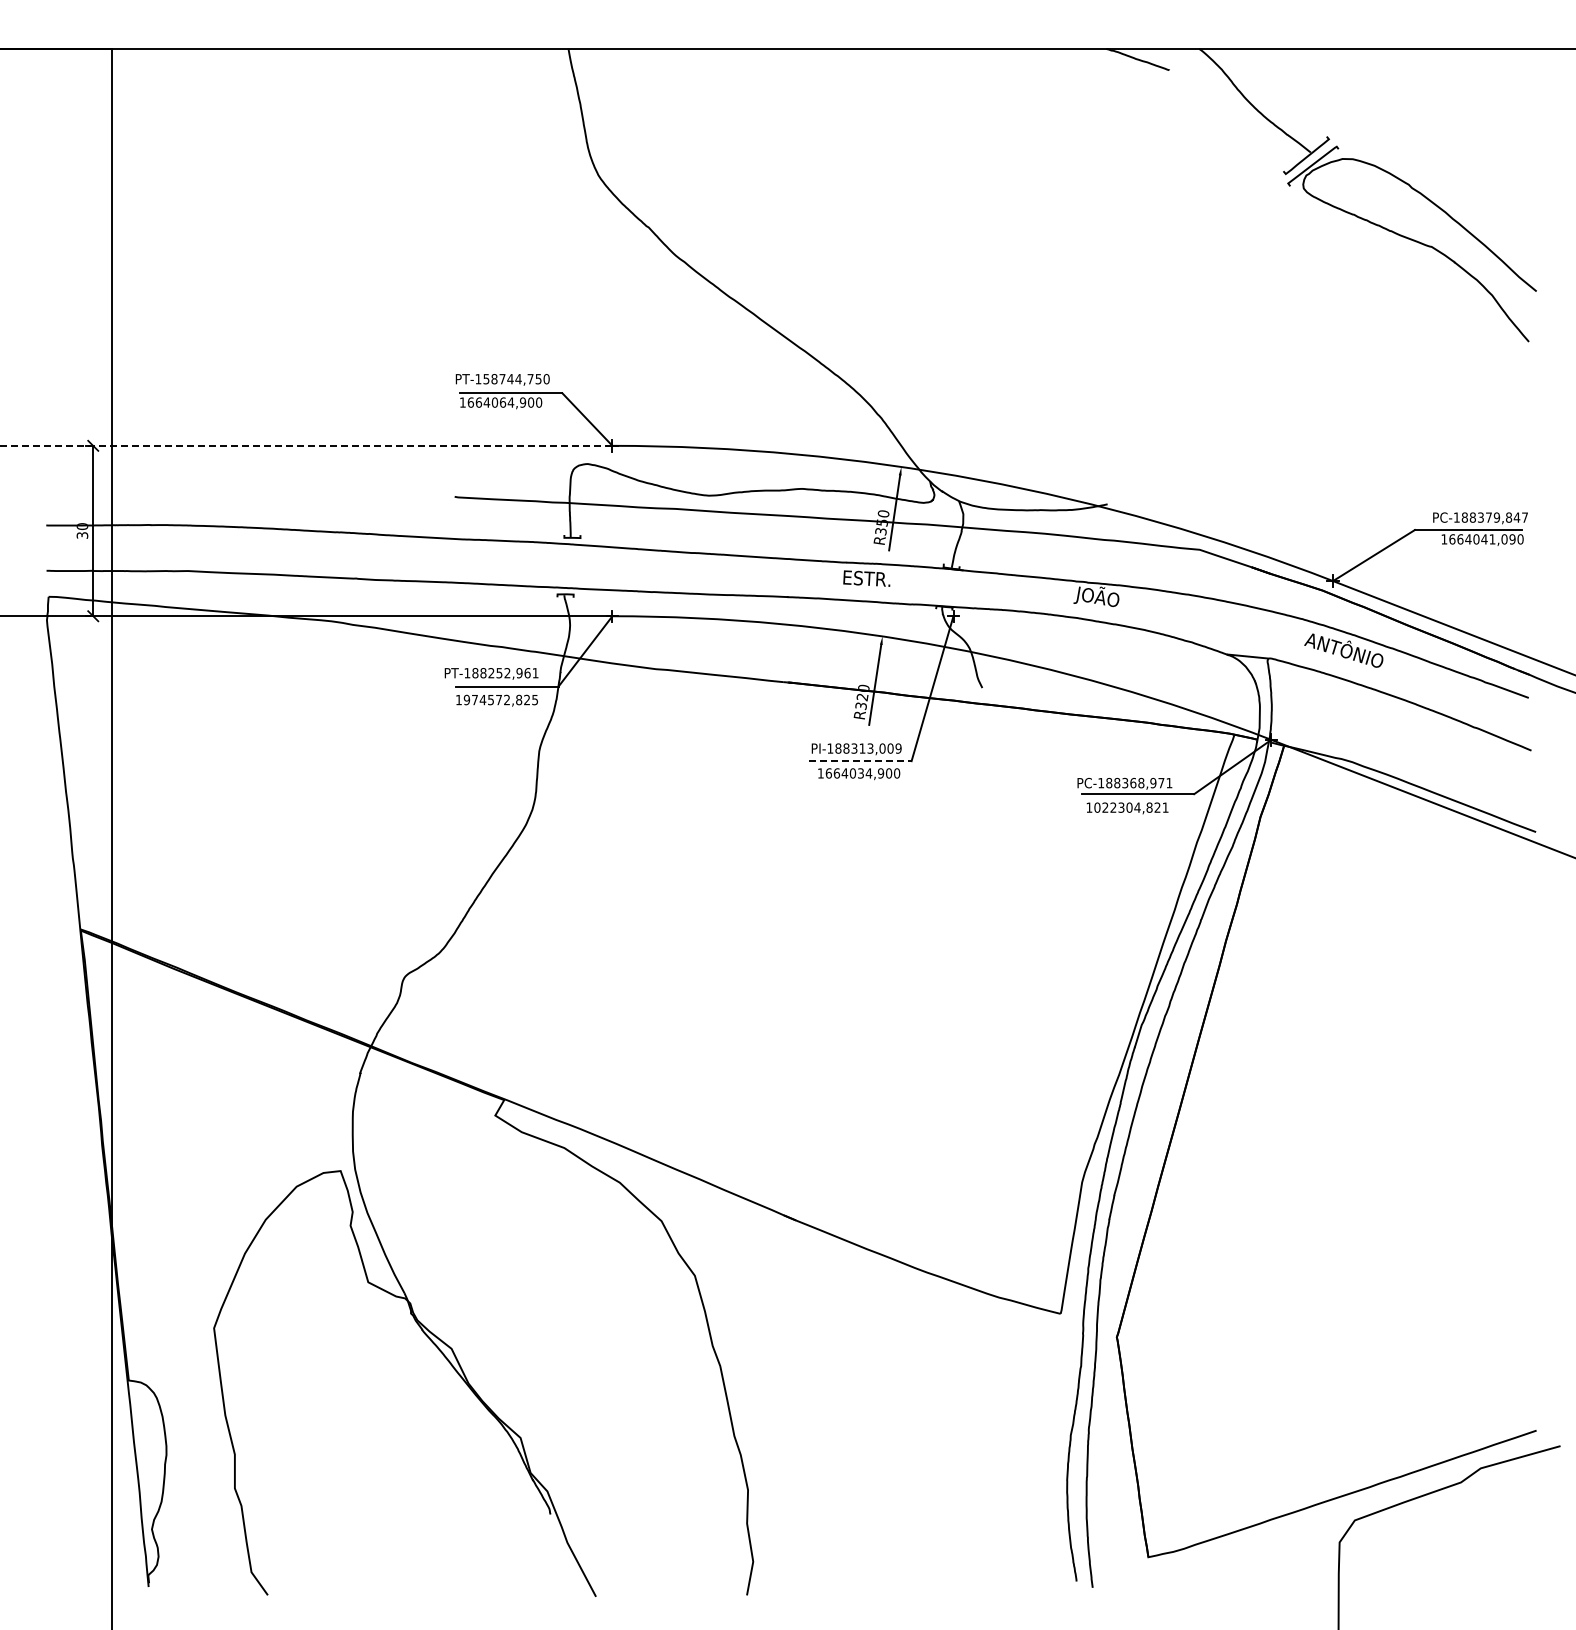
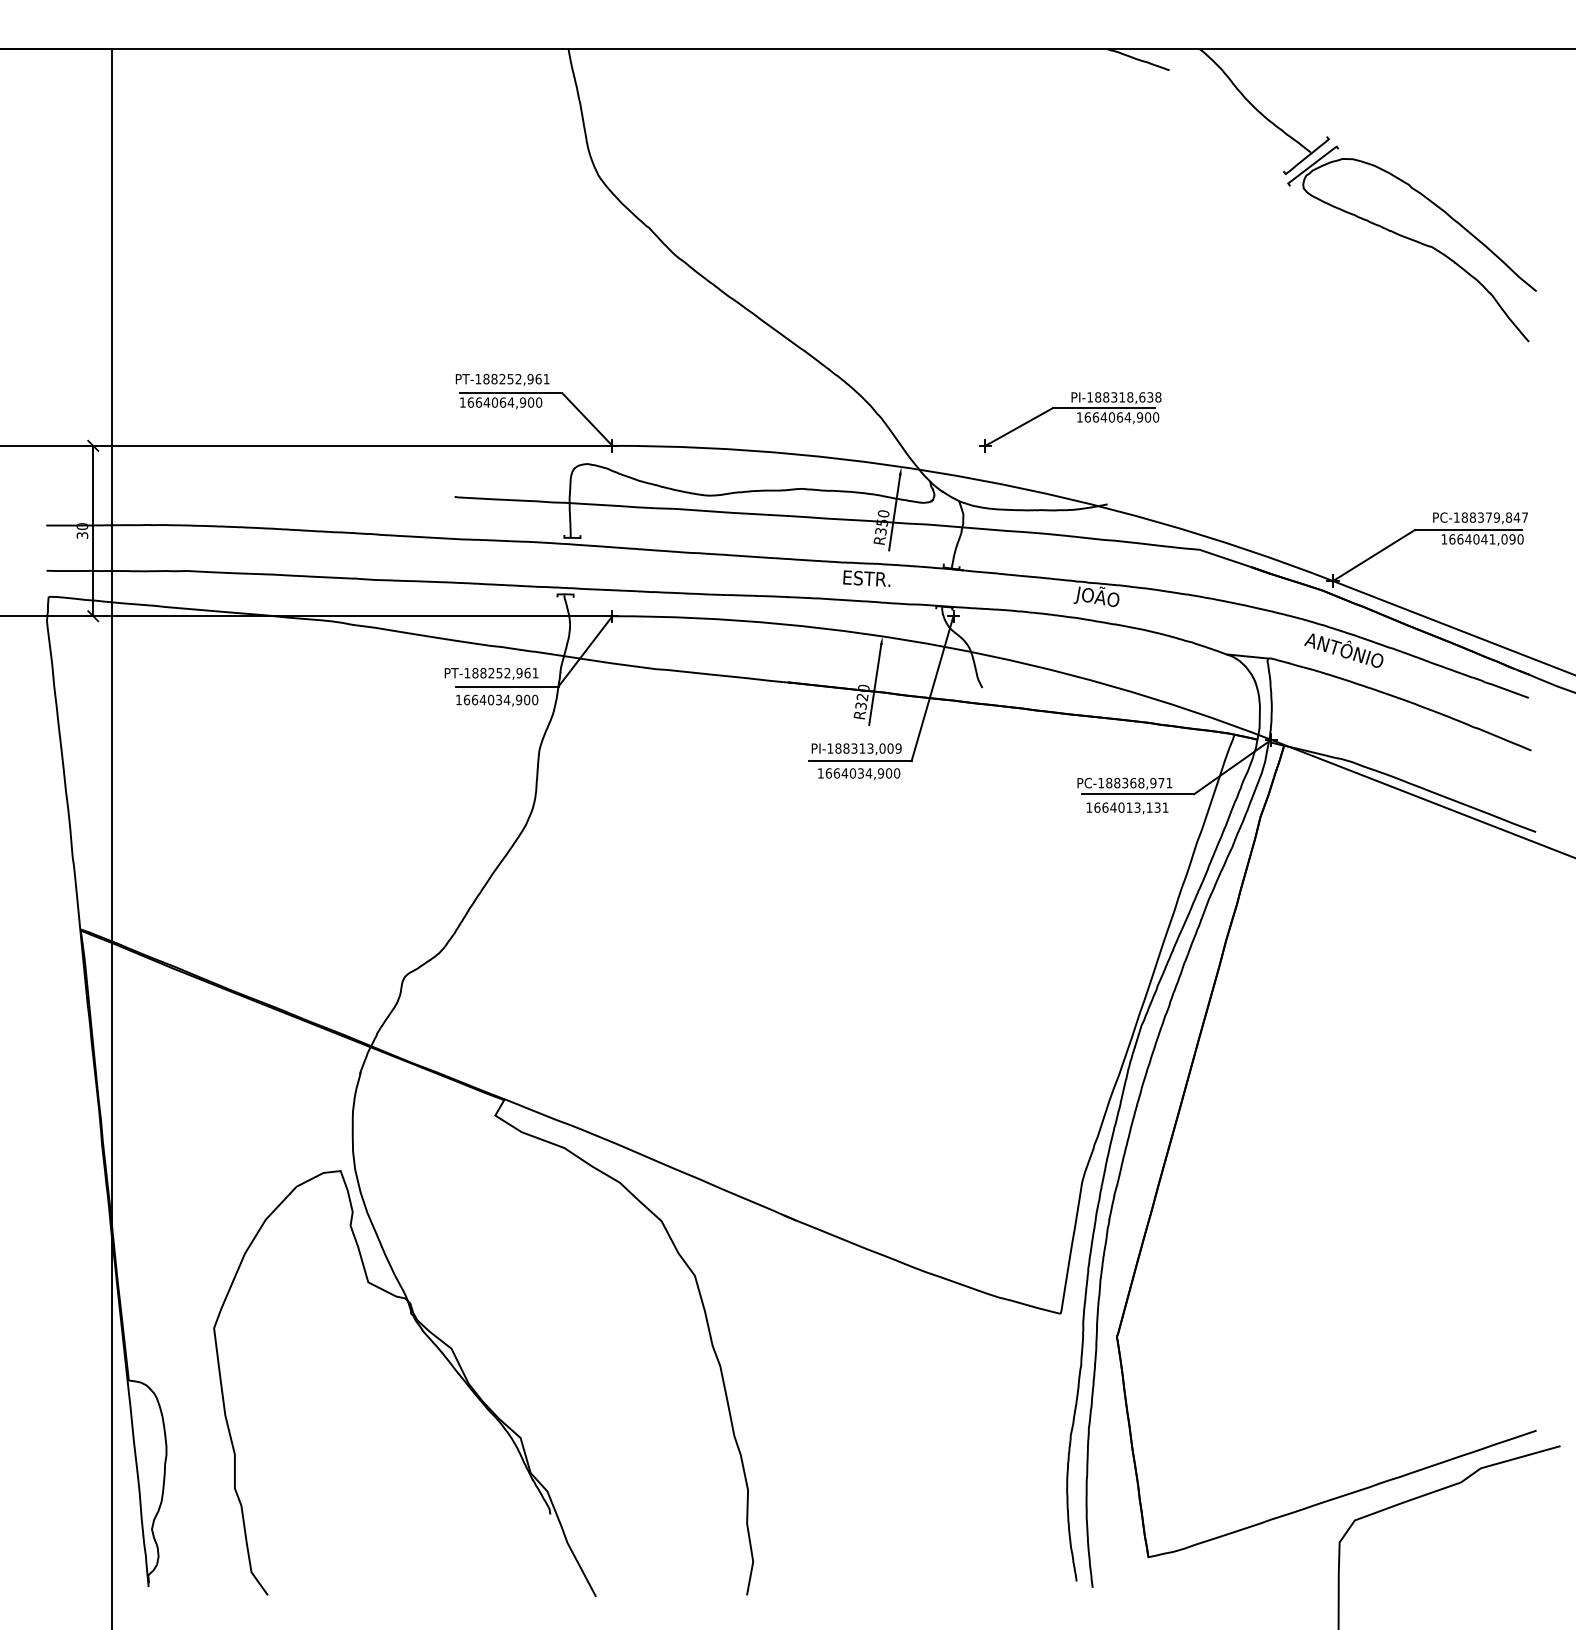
text: PT-158744,750 -> PT-188252,961 (516, 379)
part: none -> present (1077, 422)
line: dashed -> solid (306, 445)
text: 1974572,825 -> 1664034,900 (500, 699)
line: dashed -> solid (860, 761)
text: 1022304,821 -> 1664013,131 (1127, 807)
